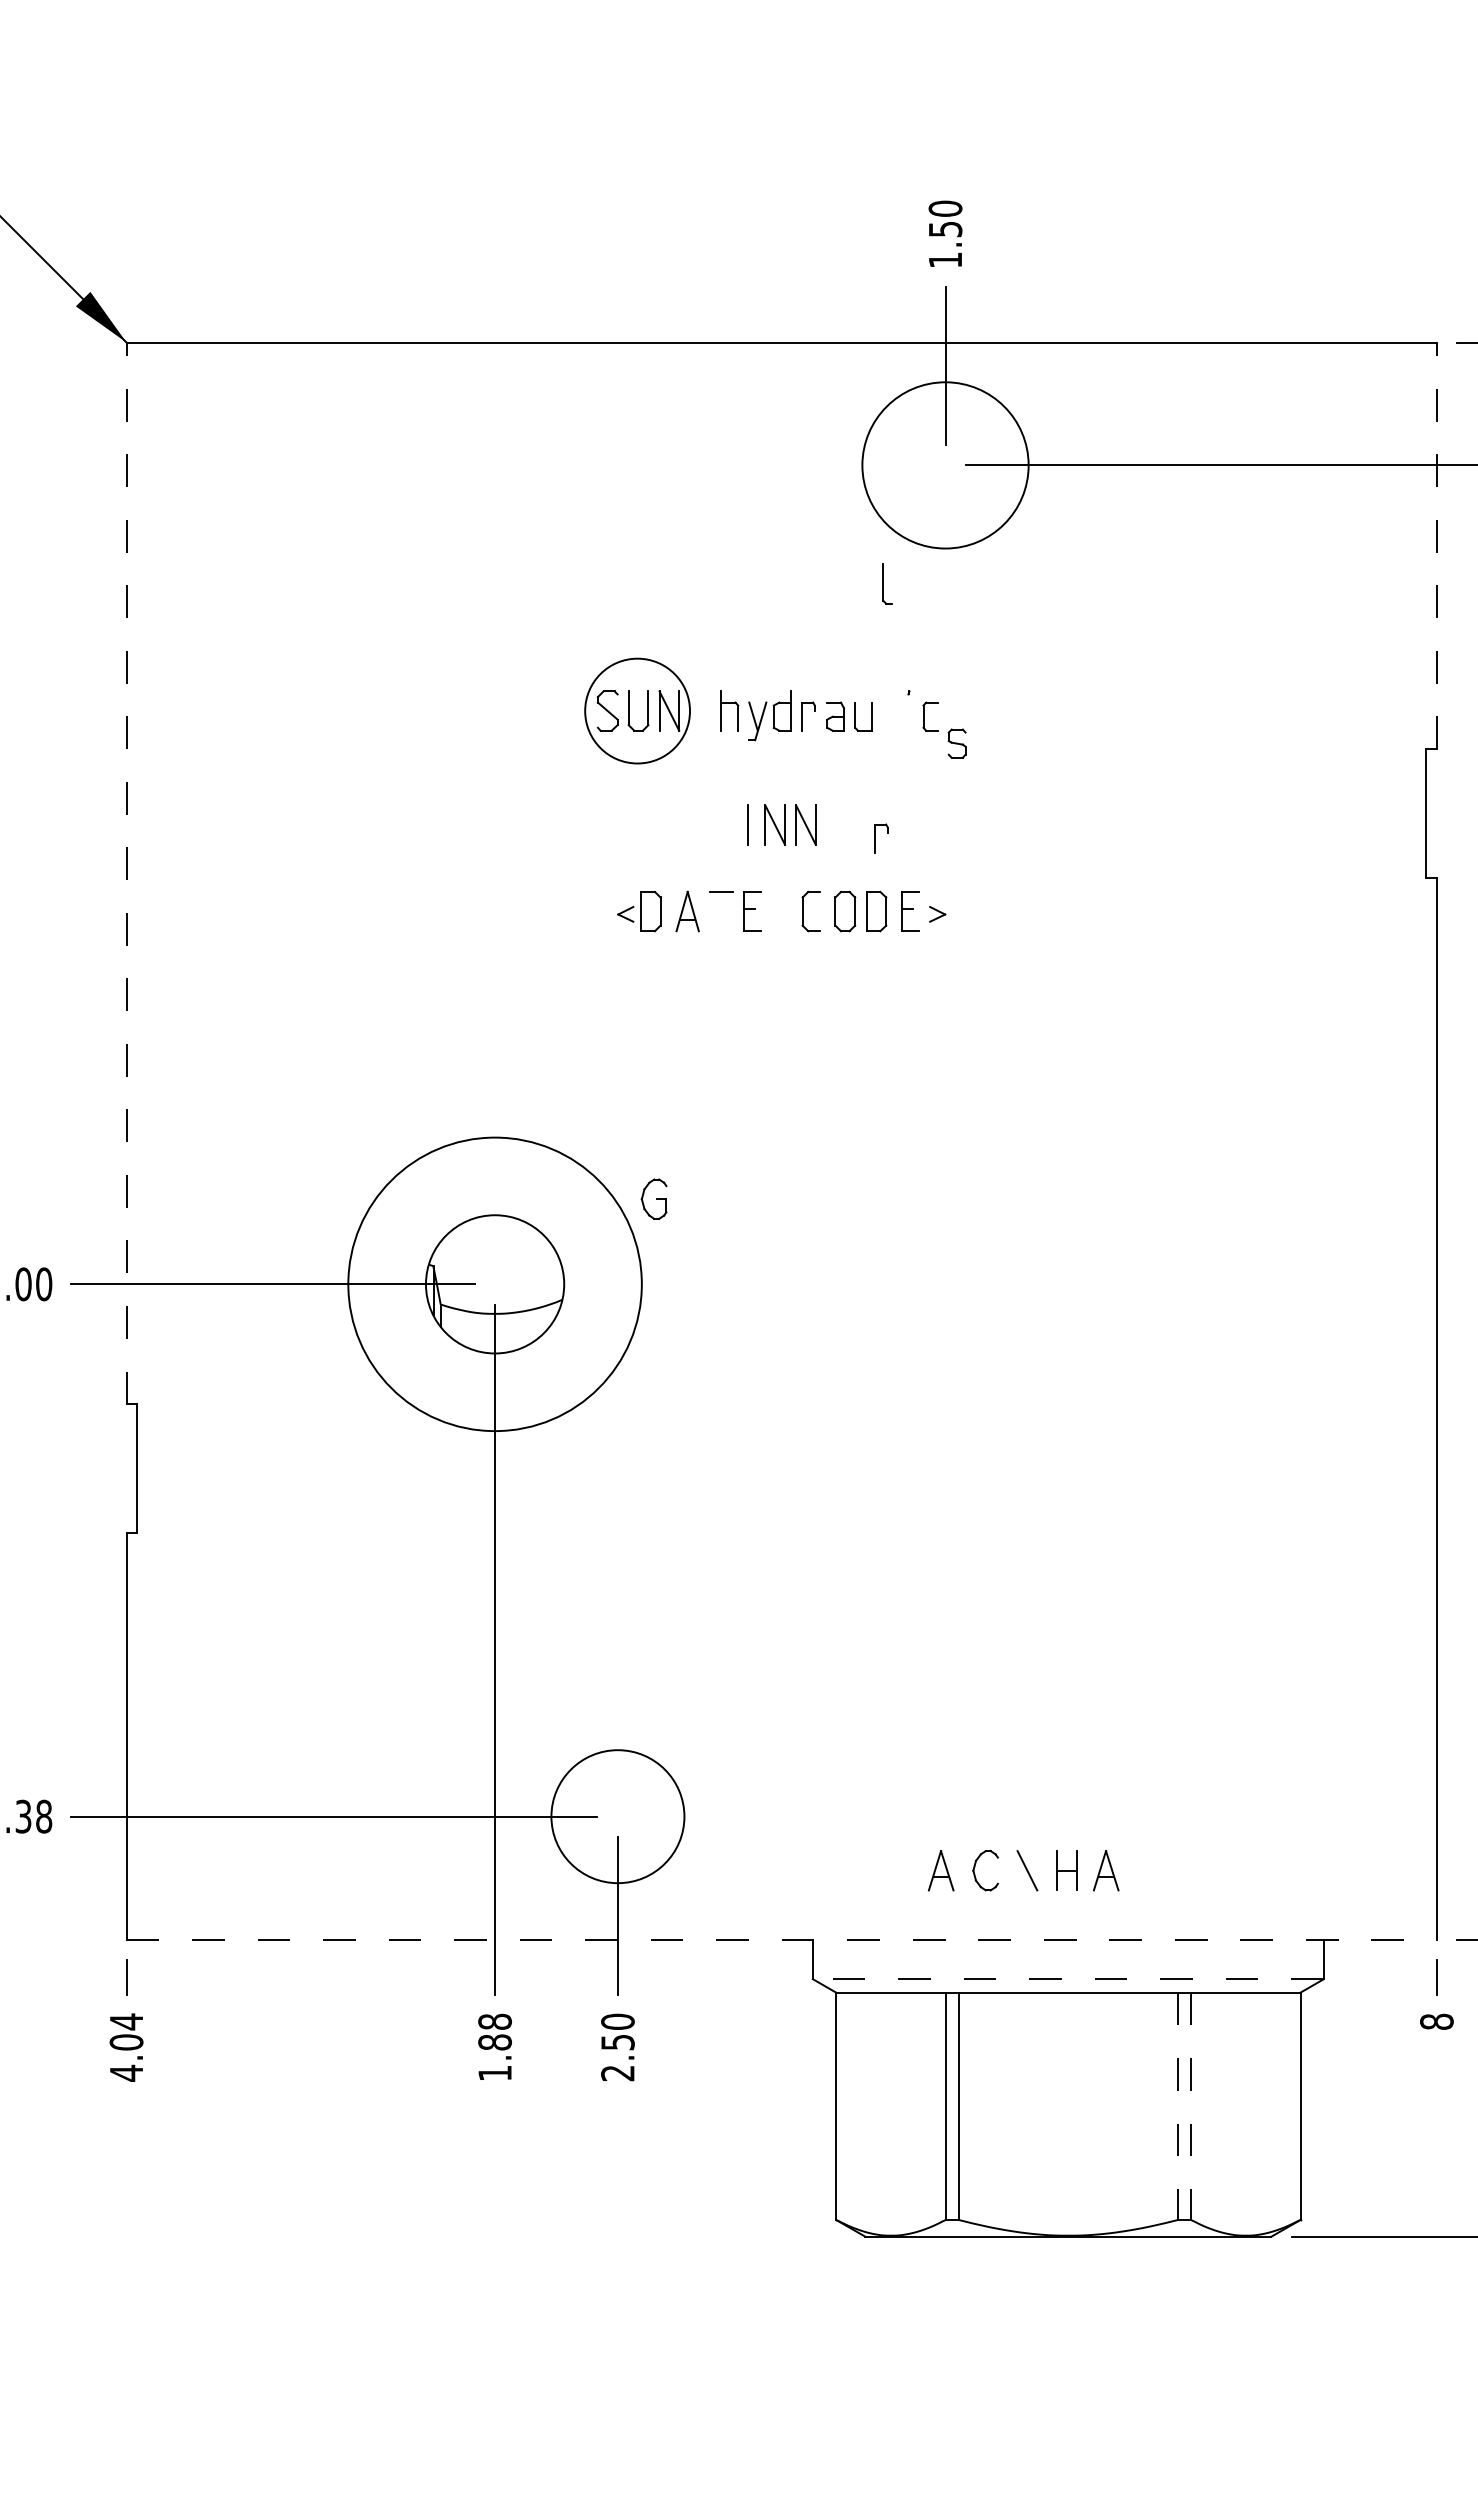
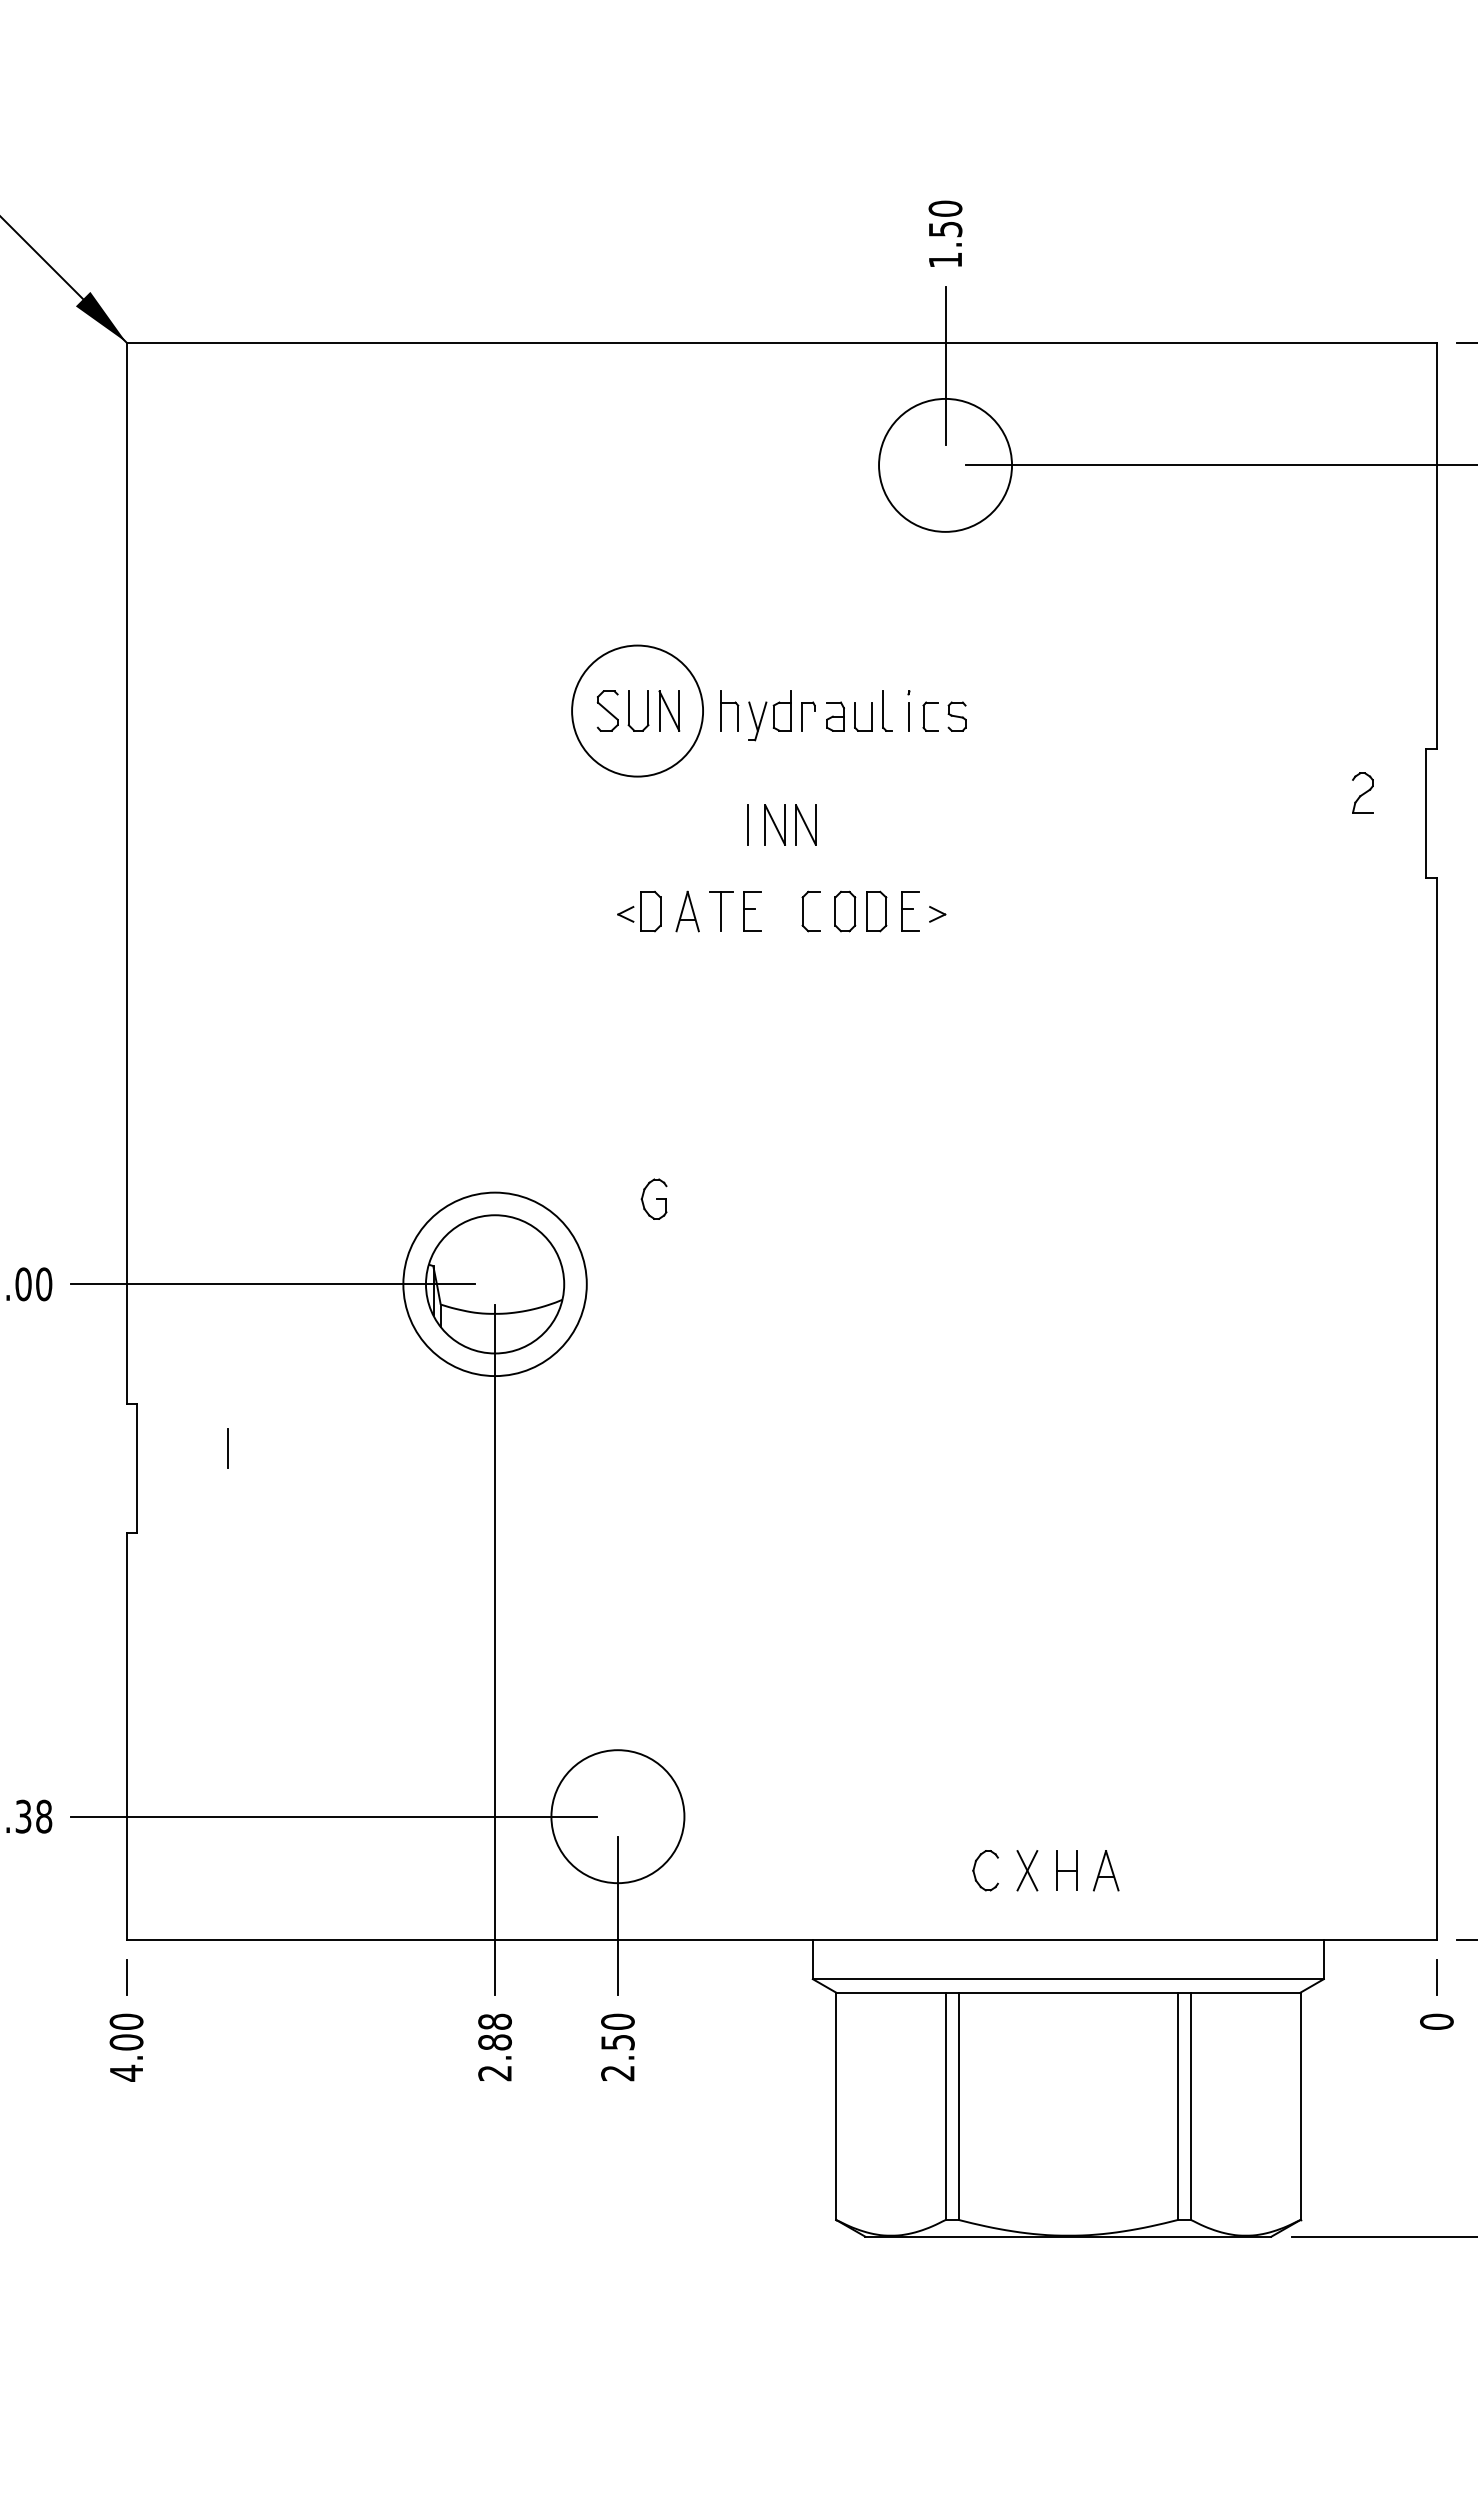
circle diameter: 166 px -> 133 px (945, 464)
line: dashed -> solid (1436, 545)
part position: (887, 583) -> (887, 710) (887, 710)
circle diameter: 105 px -> 131 px (637, 710)
line: none -> present (908, 716)
part position: (956, 743) -> (956, 716) (956, 716)
part: none -> present (1362, 792)
part: present -> none (881, 838)
line: dashed -> solid (126, 873)
line: none -> present (721, 911)
circle diameter: 294 px -> 183 px (494, 1284)
line: none -> present (228, 1447)
part: present -> none (941, 1870)
line: none -> present (1027, 1870)
line: dashed -> solid (782, 1939)
line: dashed -> solid (1068, 1979)
text: 4.04 -> 4.00 (126, 2021)
text: 8 -> 0 (1436, 2021)
text: 1.88 -> 2.88 (494, 2073)
line: dashed -> solid (1178, 2106)
line: dashed -> solid (1190, 2106)
